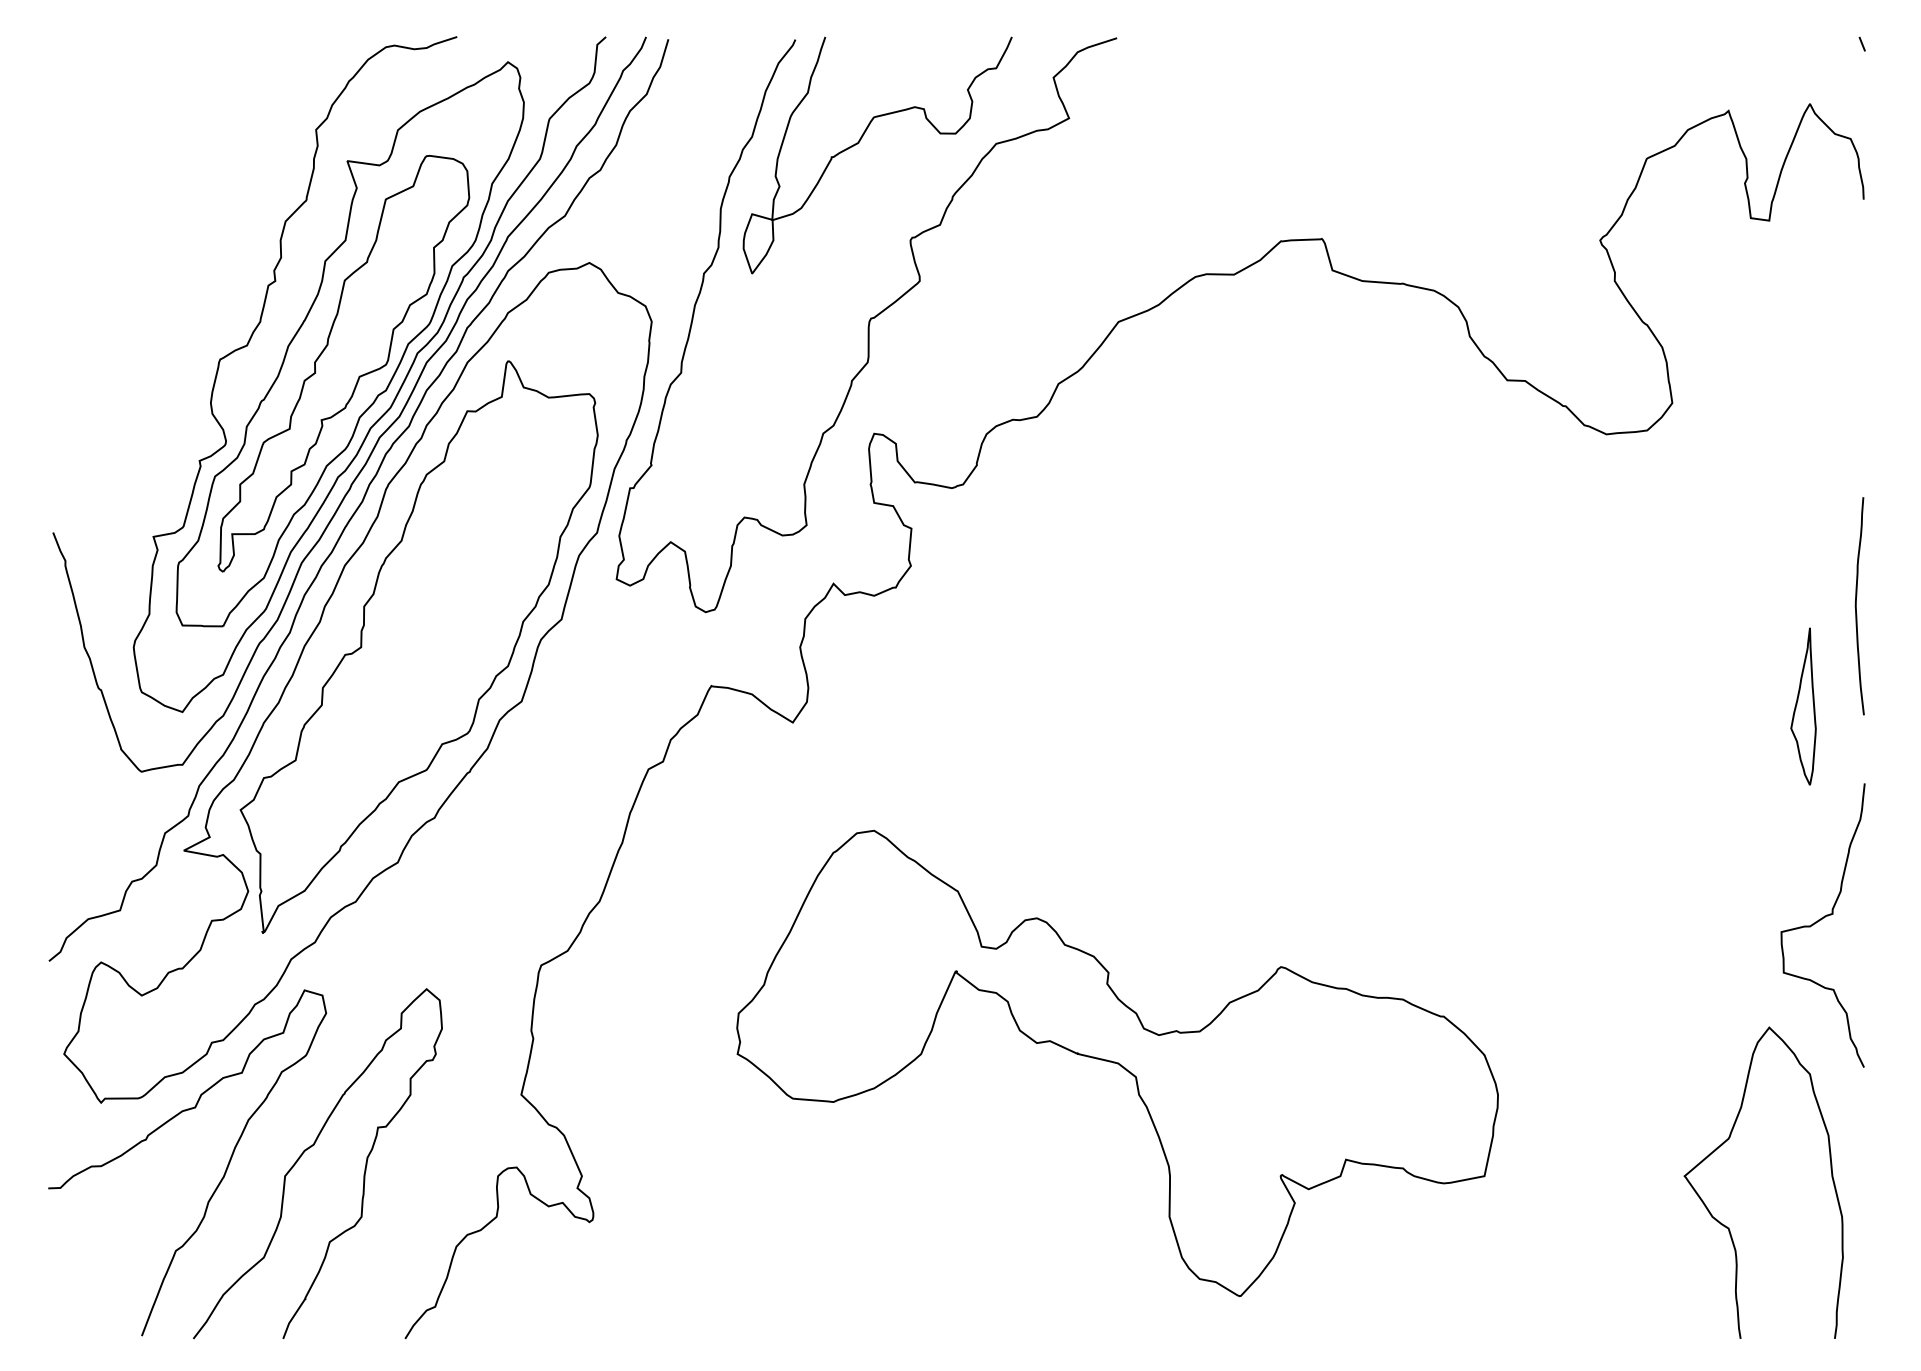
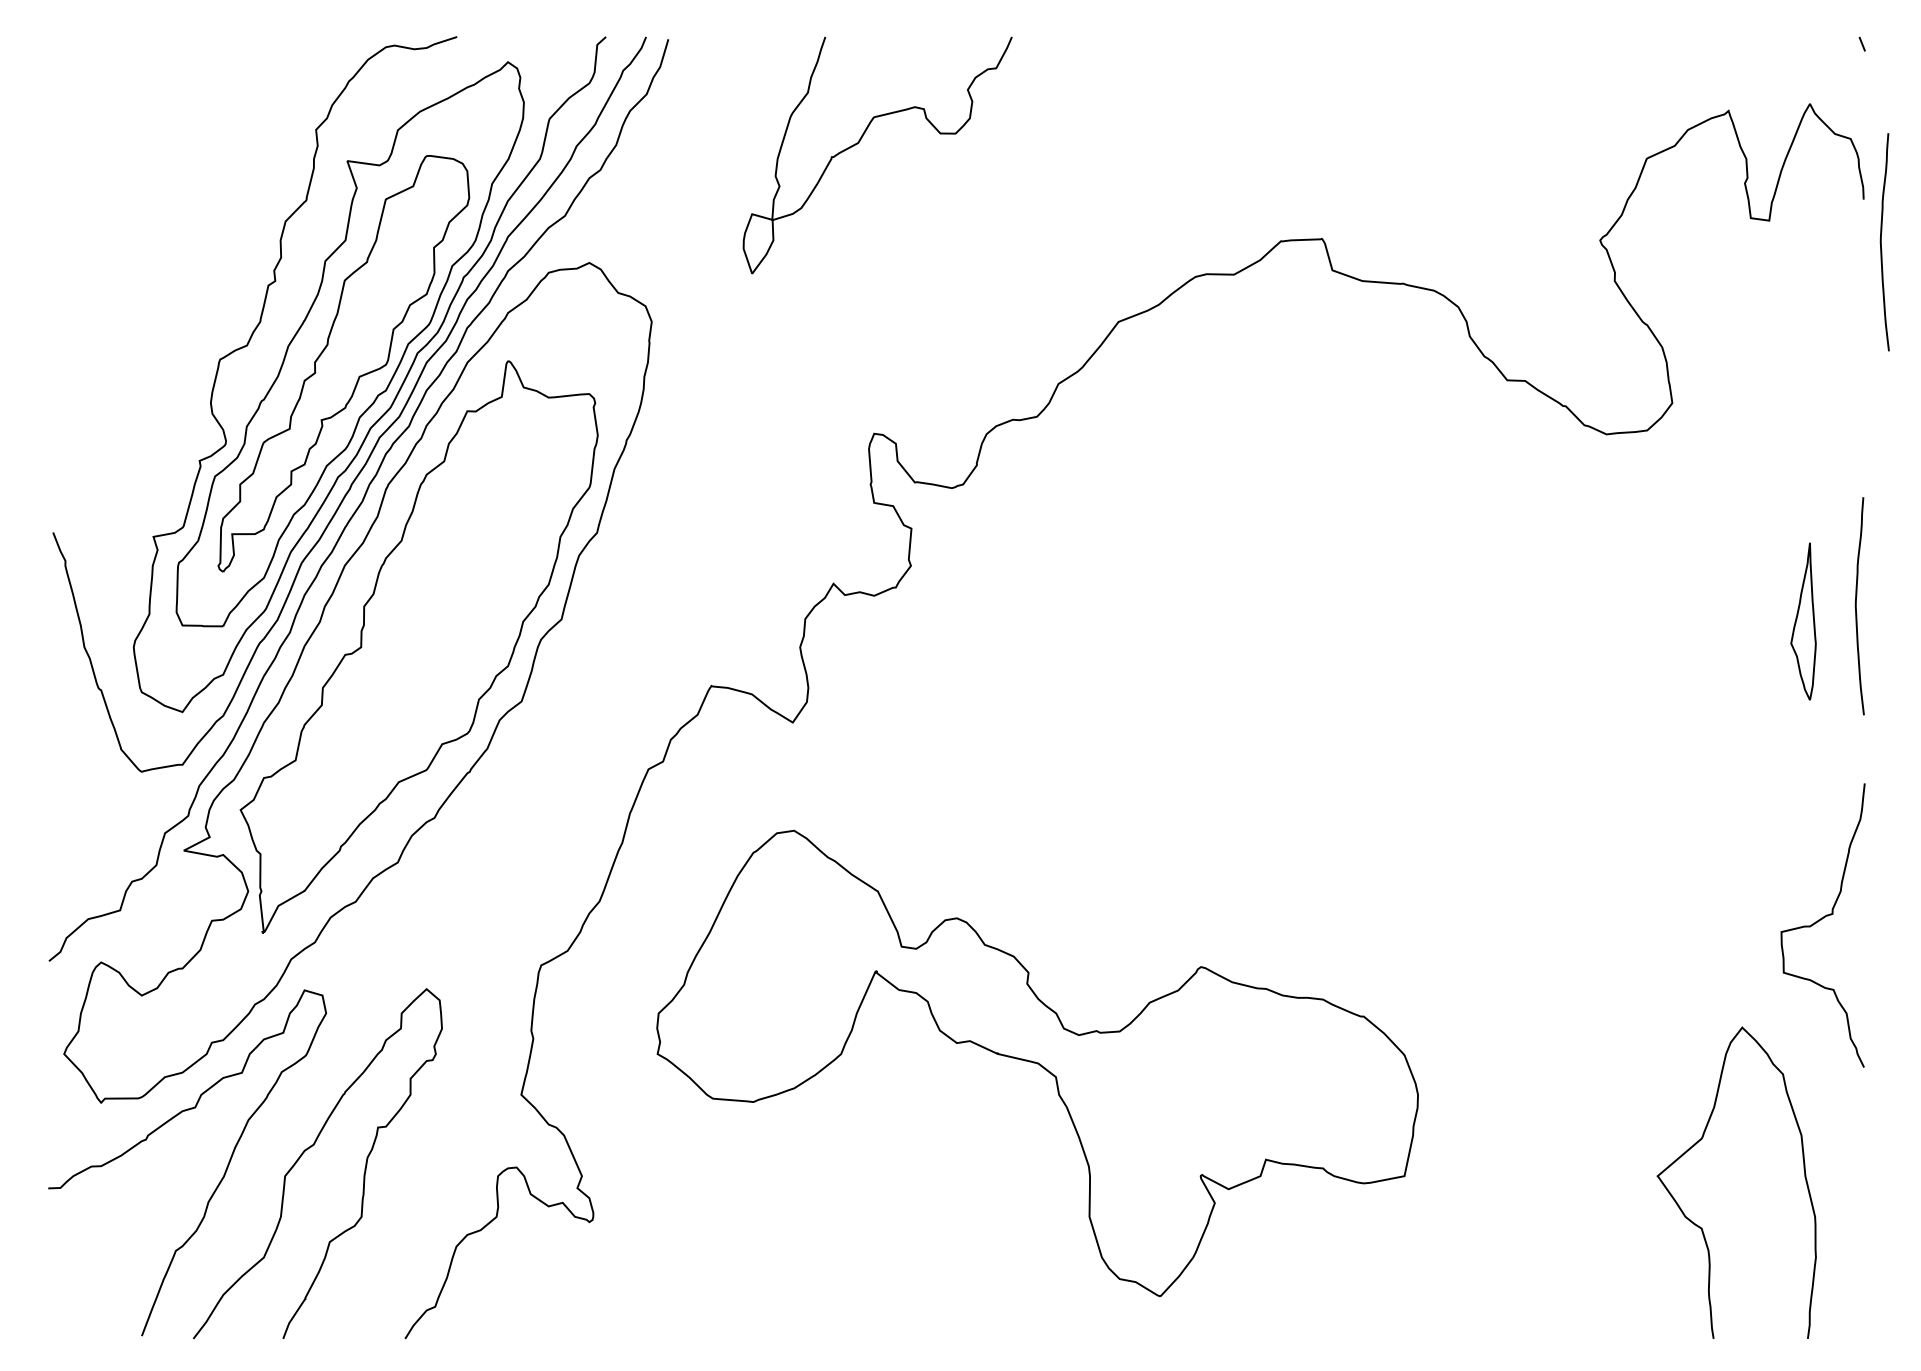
curve: none -> present (1881, 242)
curve: present -> none (867, 326)
part position: (1803, 706) -> (1803, 621) (1803, 621)
part position: (1117, 1063) -> (1037, 1063) (1037, 1063)
curve position: (1728, 1140) -> (1701, 1140) (1701, 1140)
